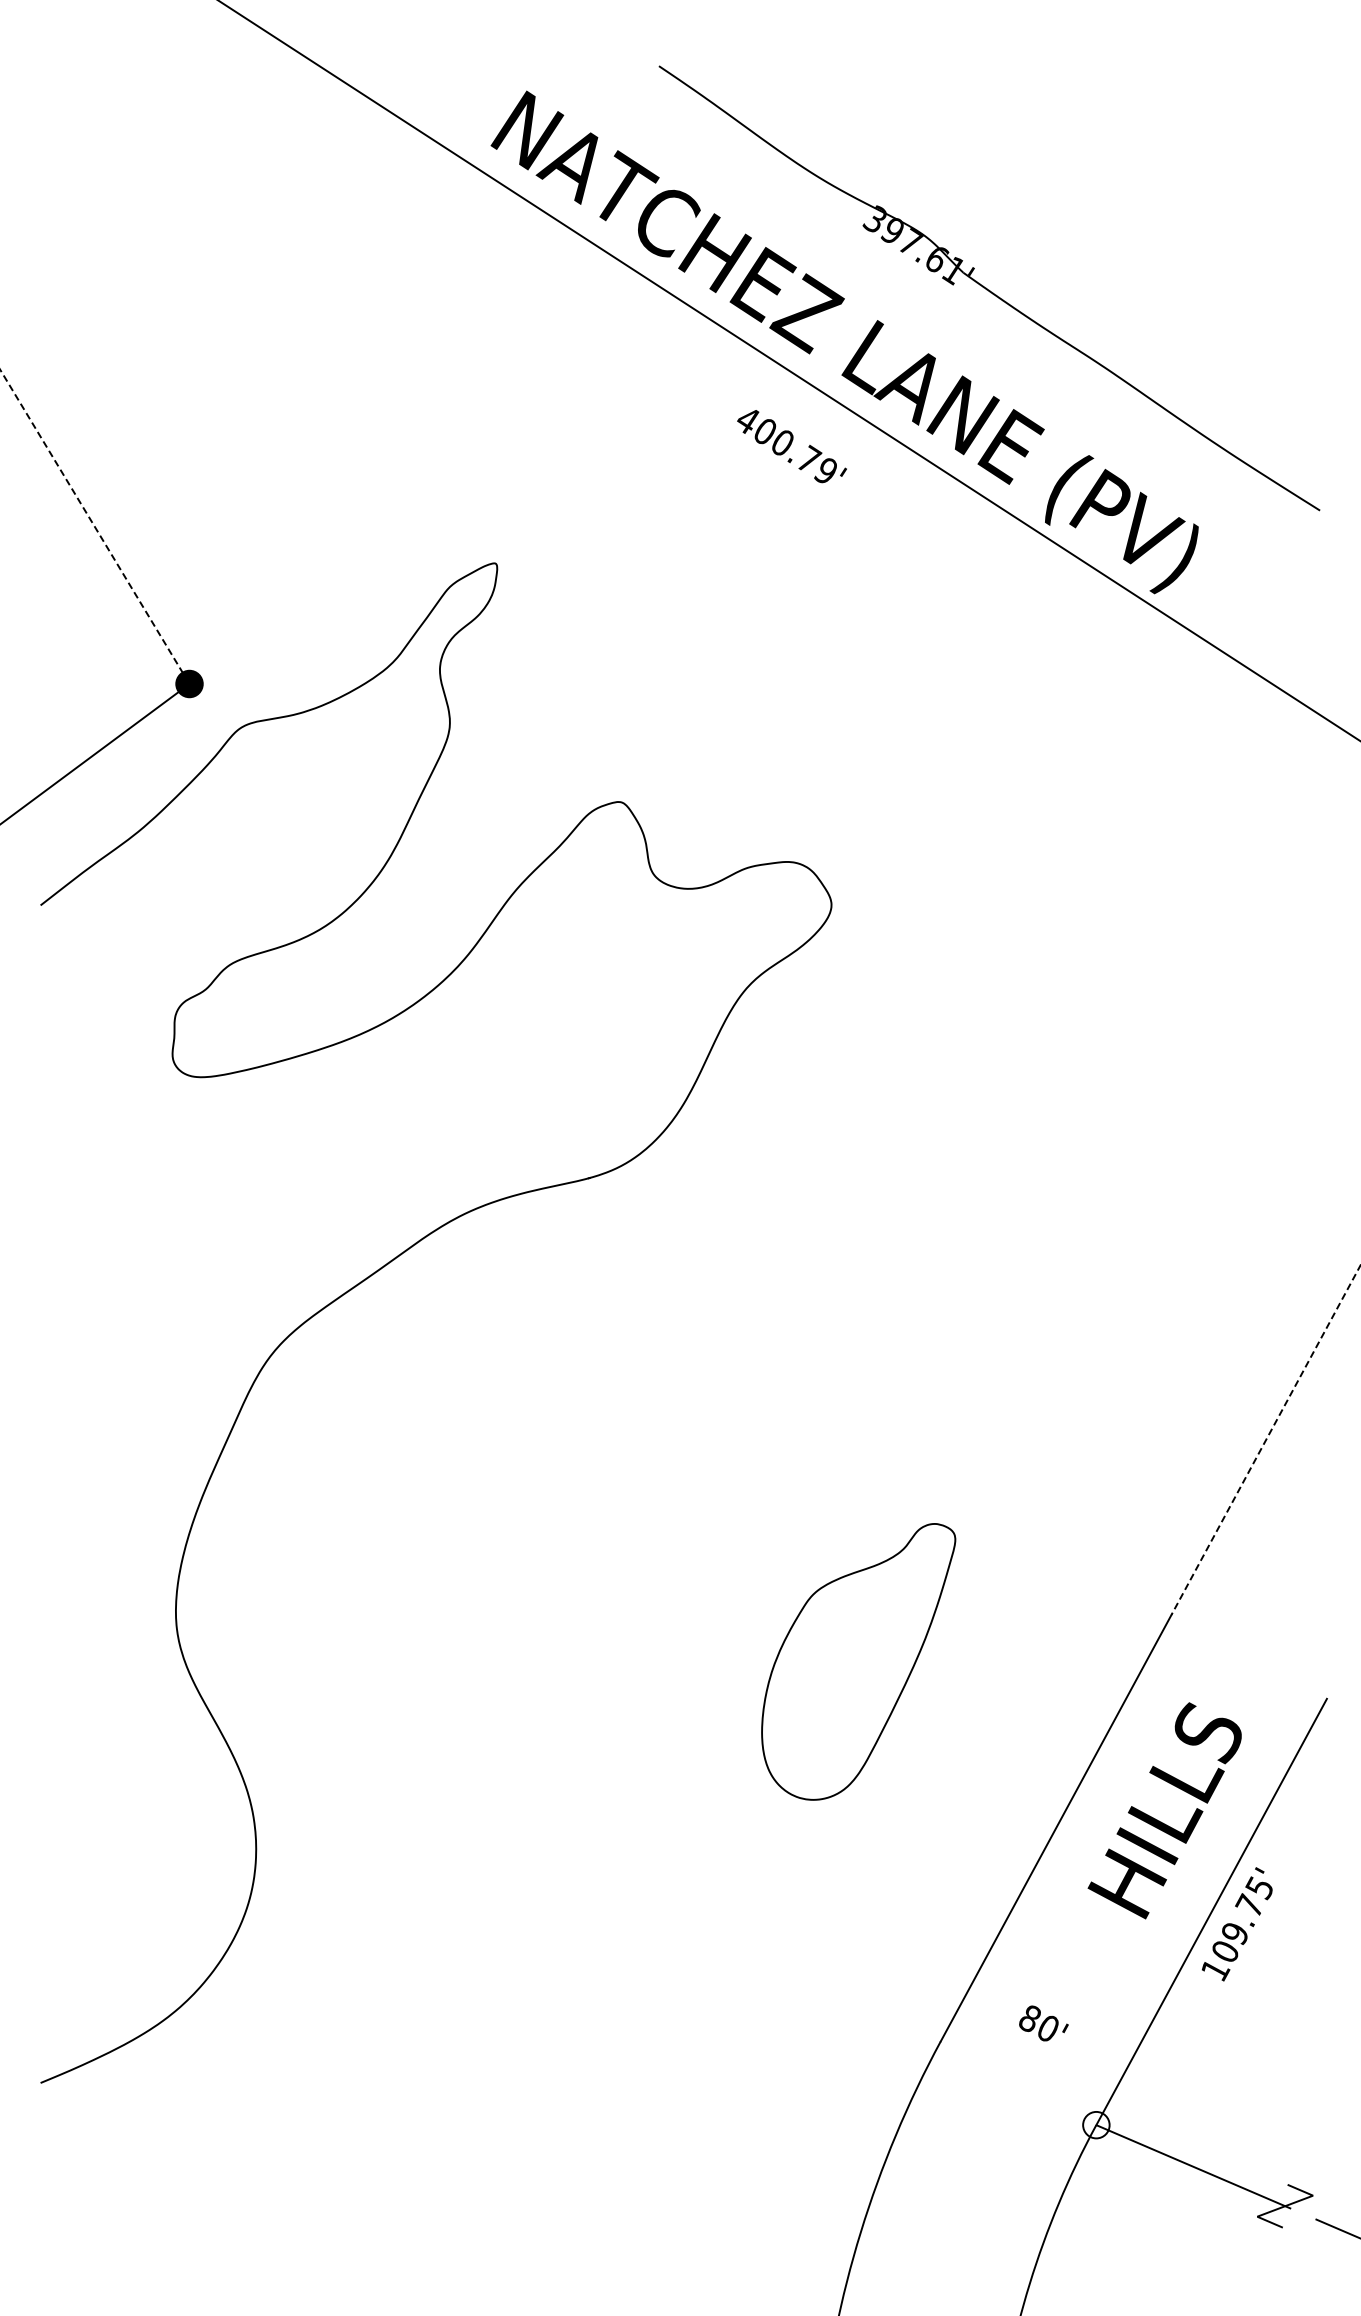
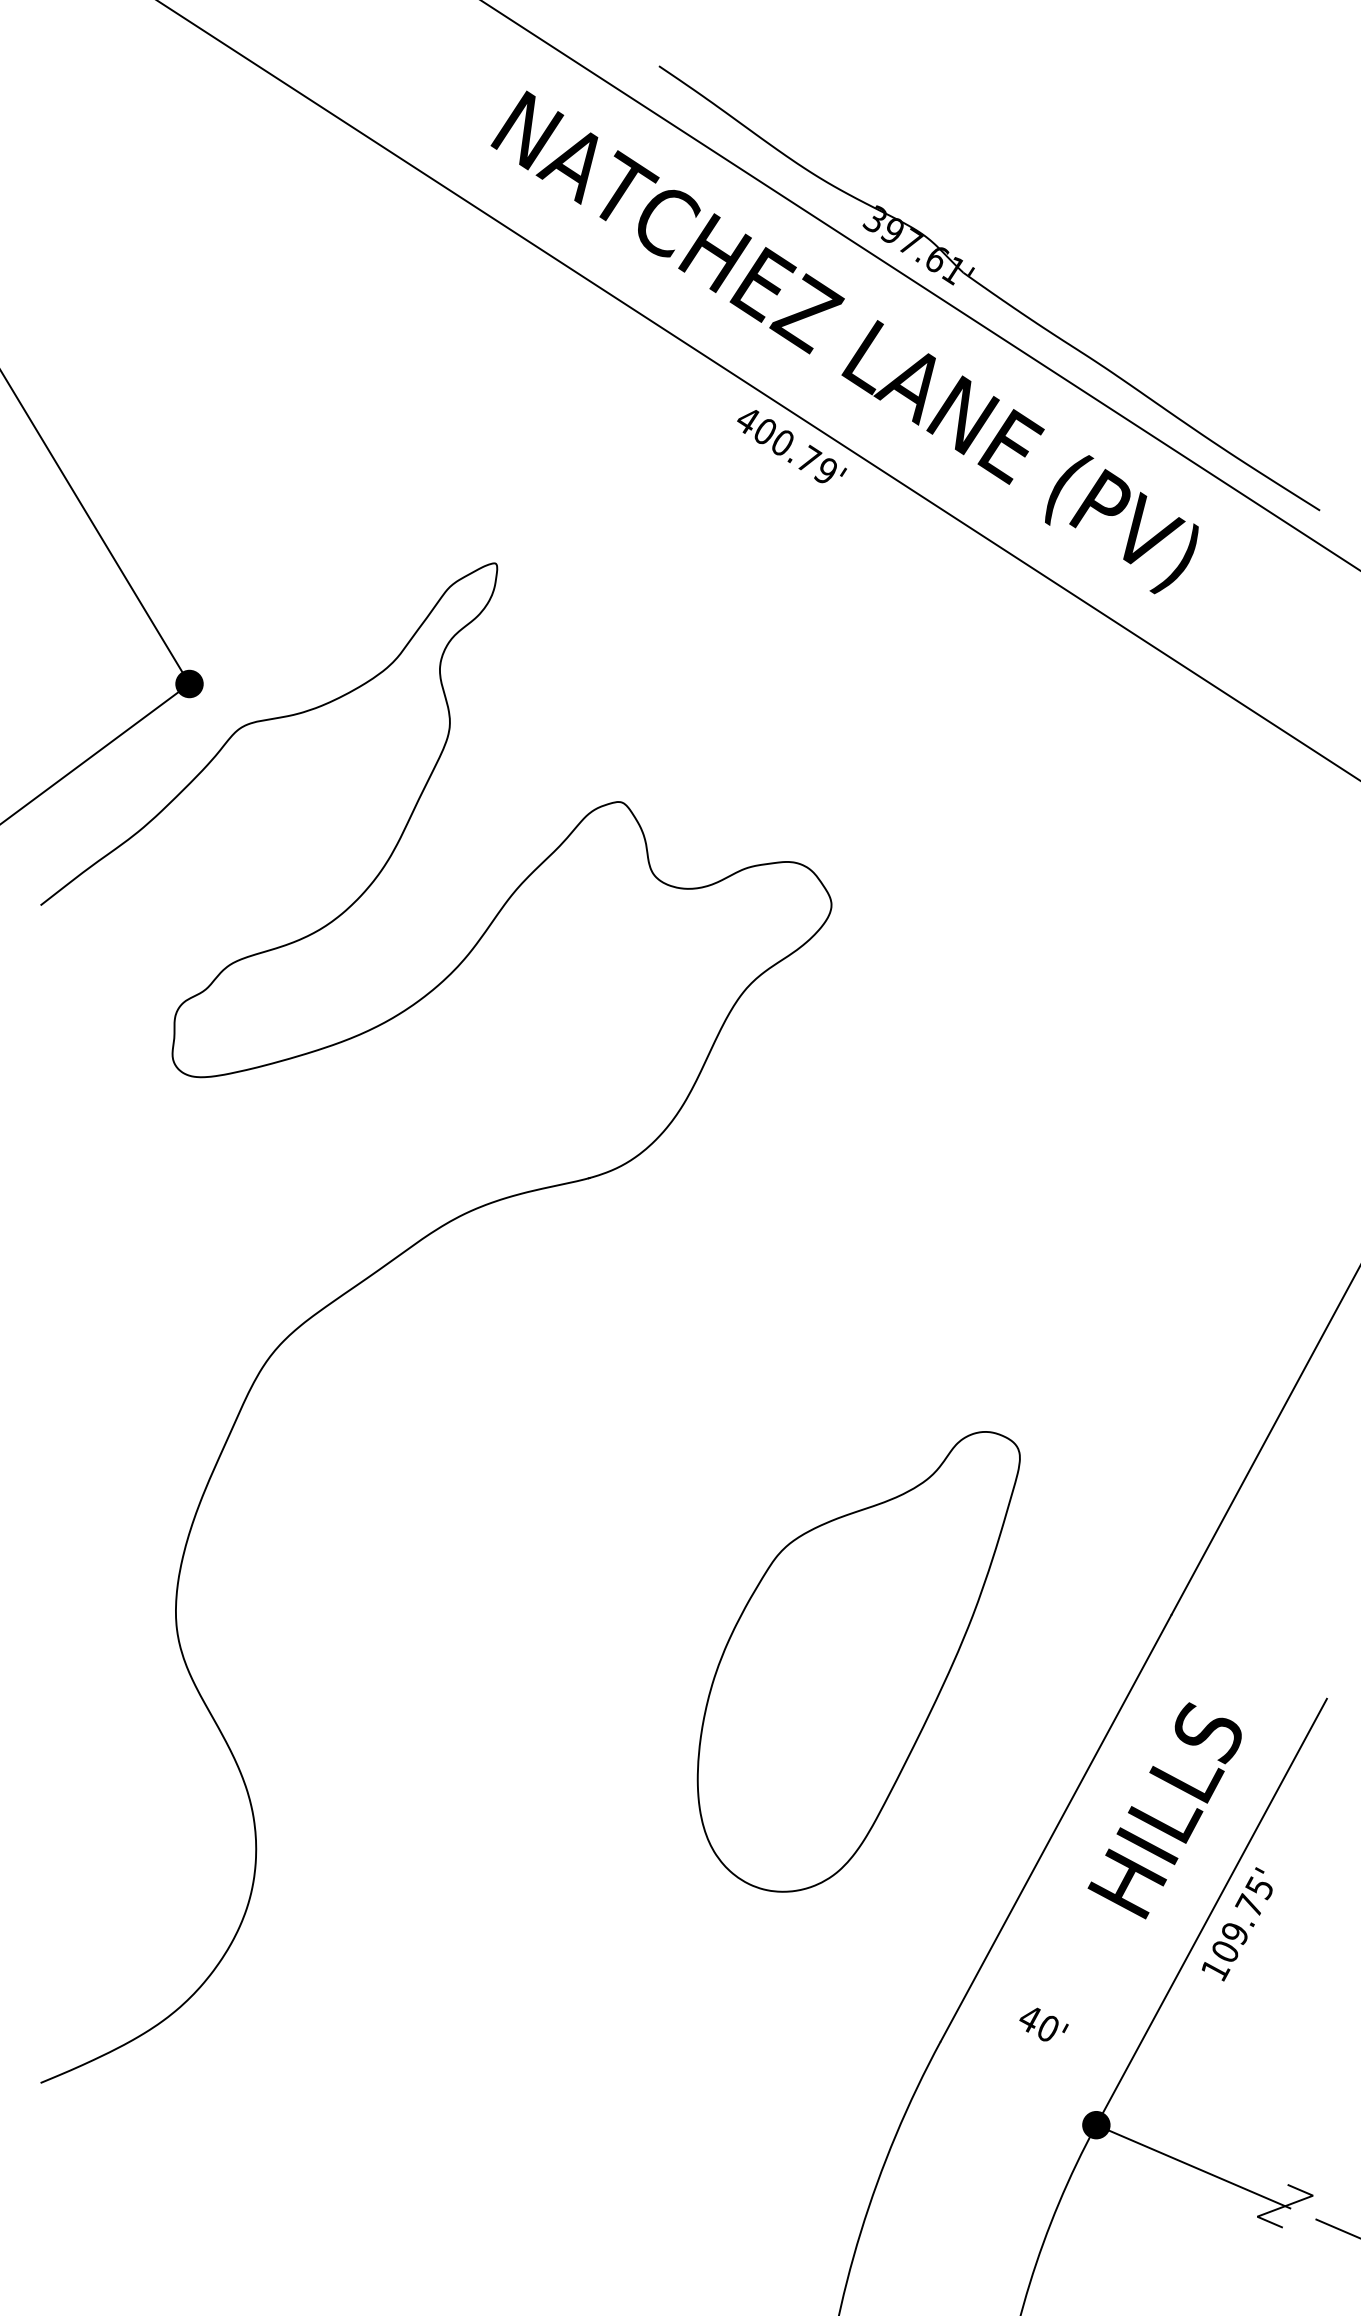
line: none -> present (920, 285)
line position: (788, 370) -> (758, 390) (758, 390)
line: dashed -> solid (95, 527)
line: dashed -> solid (1266, 1440)
part size: 196x278 px -> 325x462 px (858, 1661)
text: 80' -> 40' (1029, 2018)
fill: none -> present (1096, 2124)
